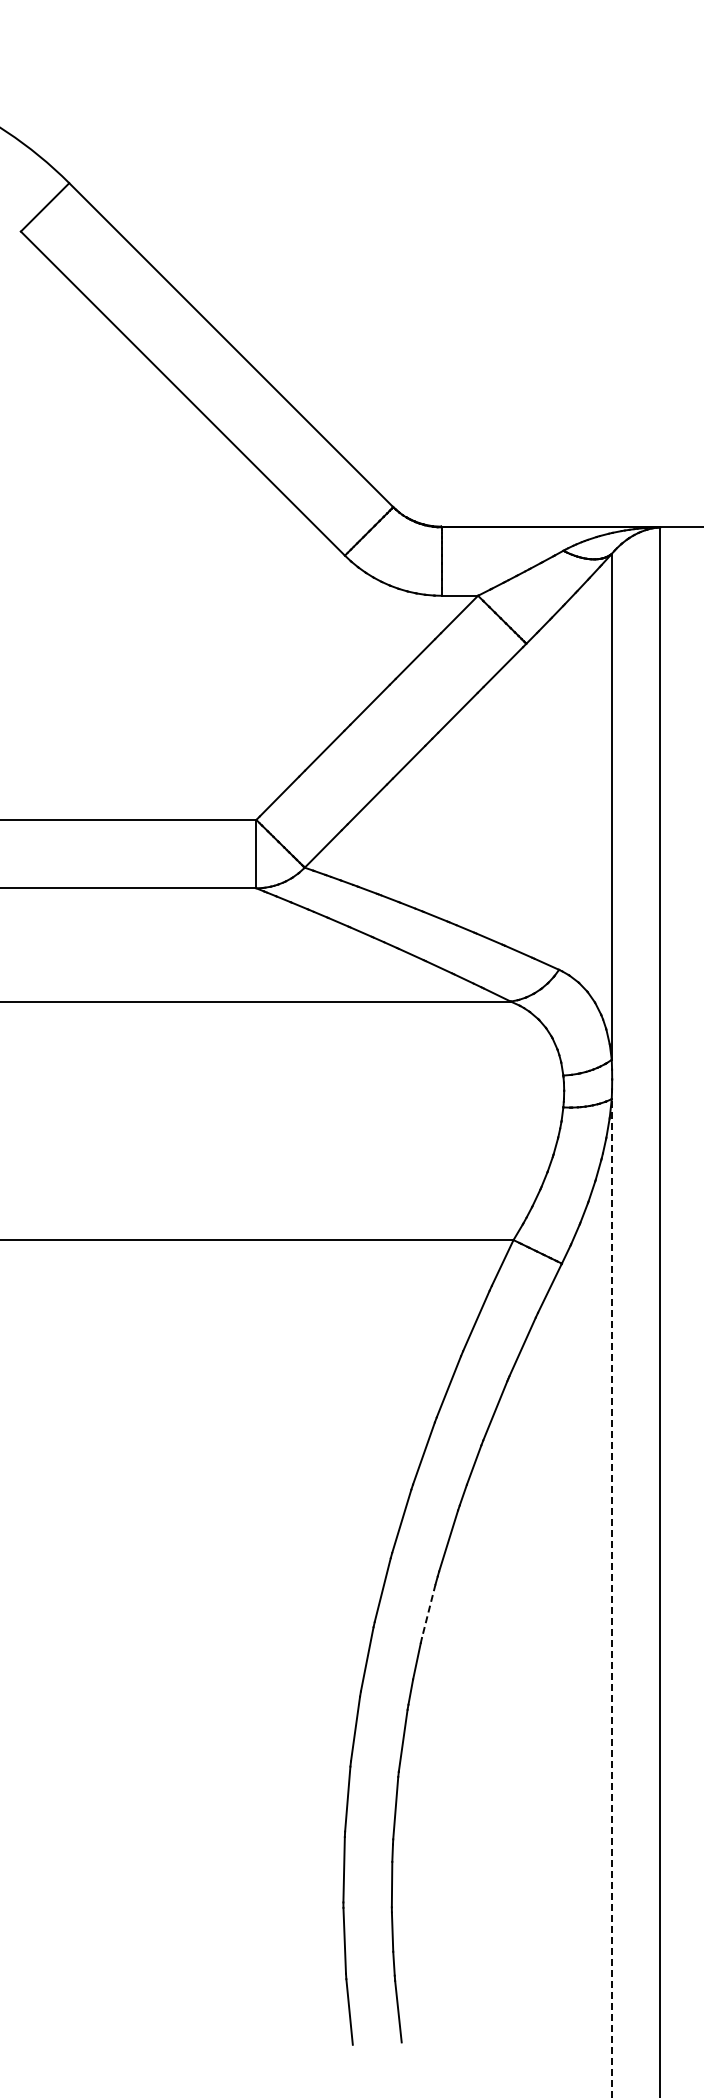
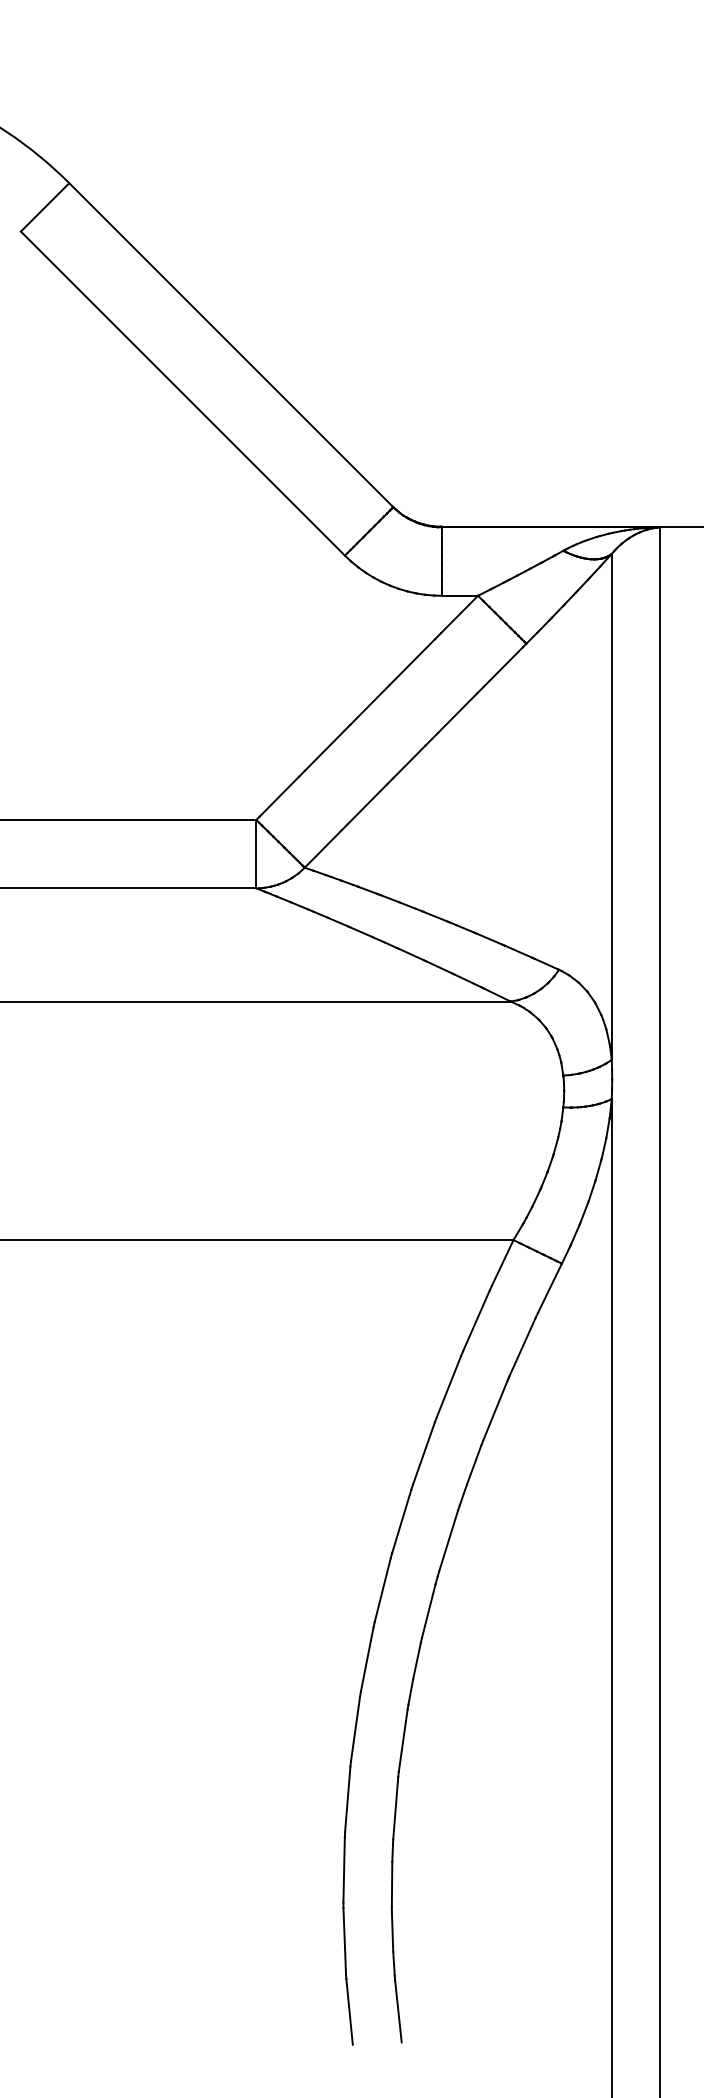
line: dashed -> solid (611, 1597)
line: dashed -> solid (428, 1611)
